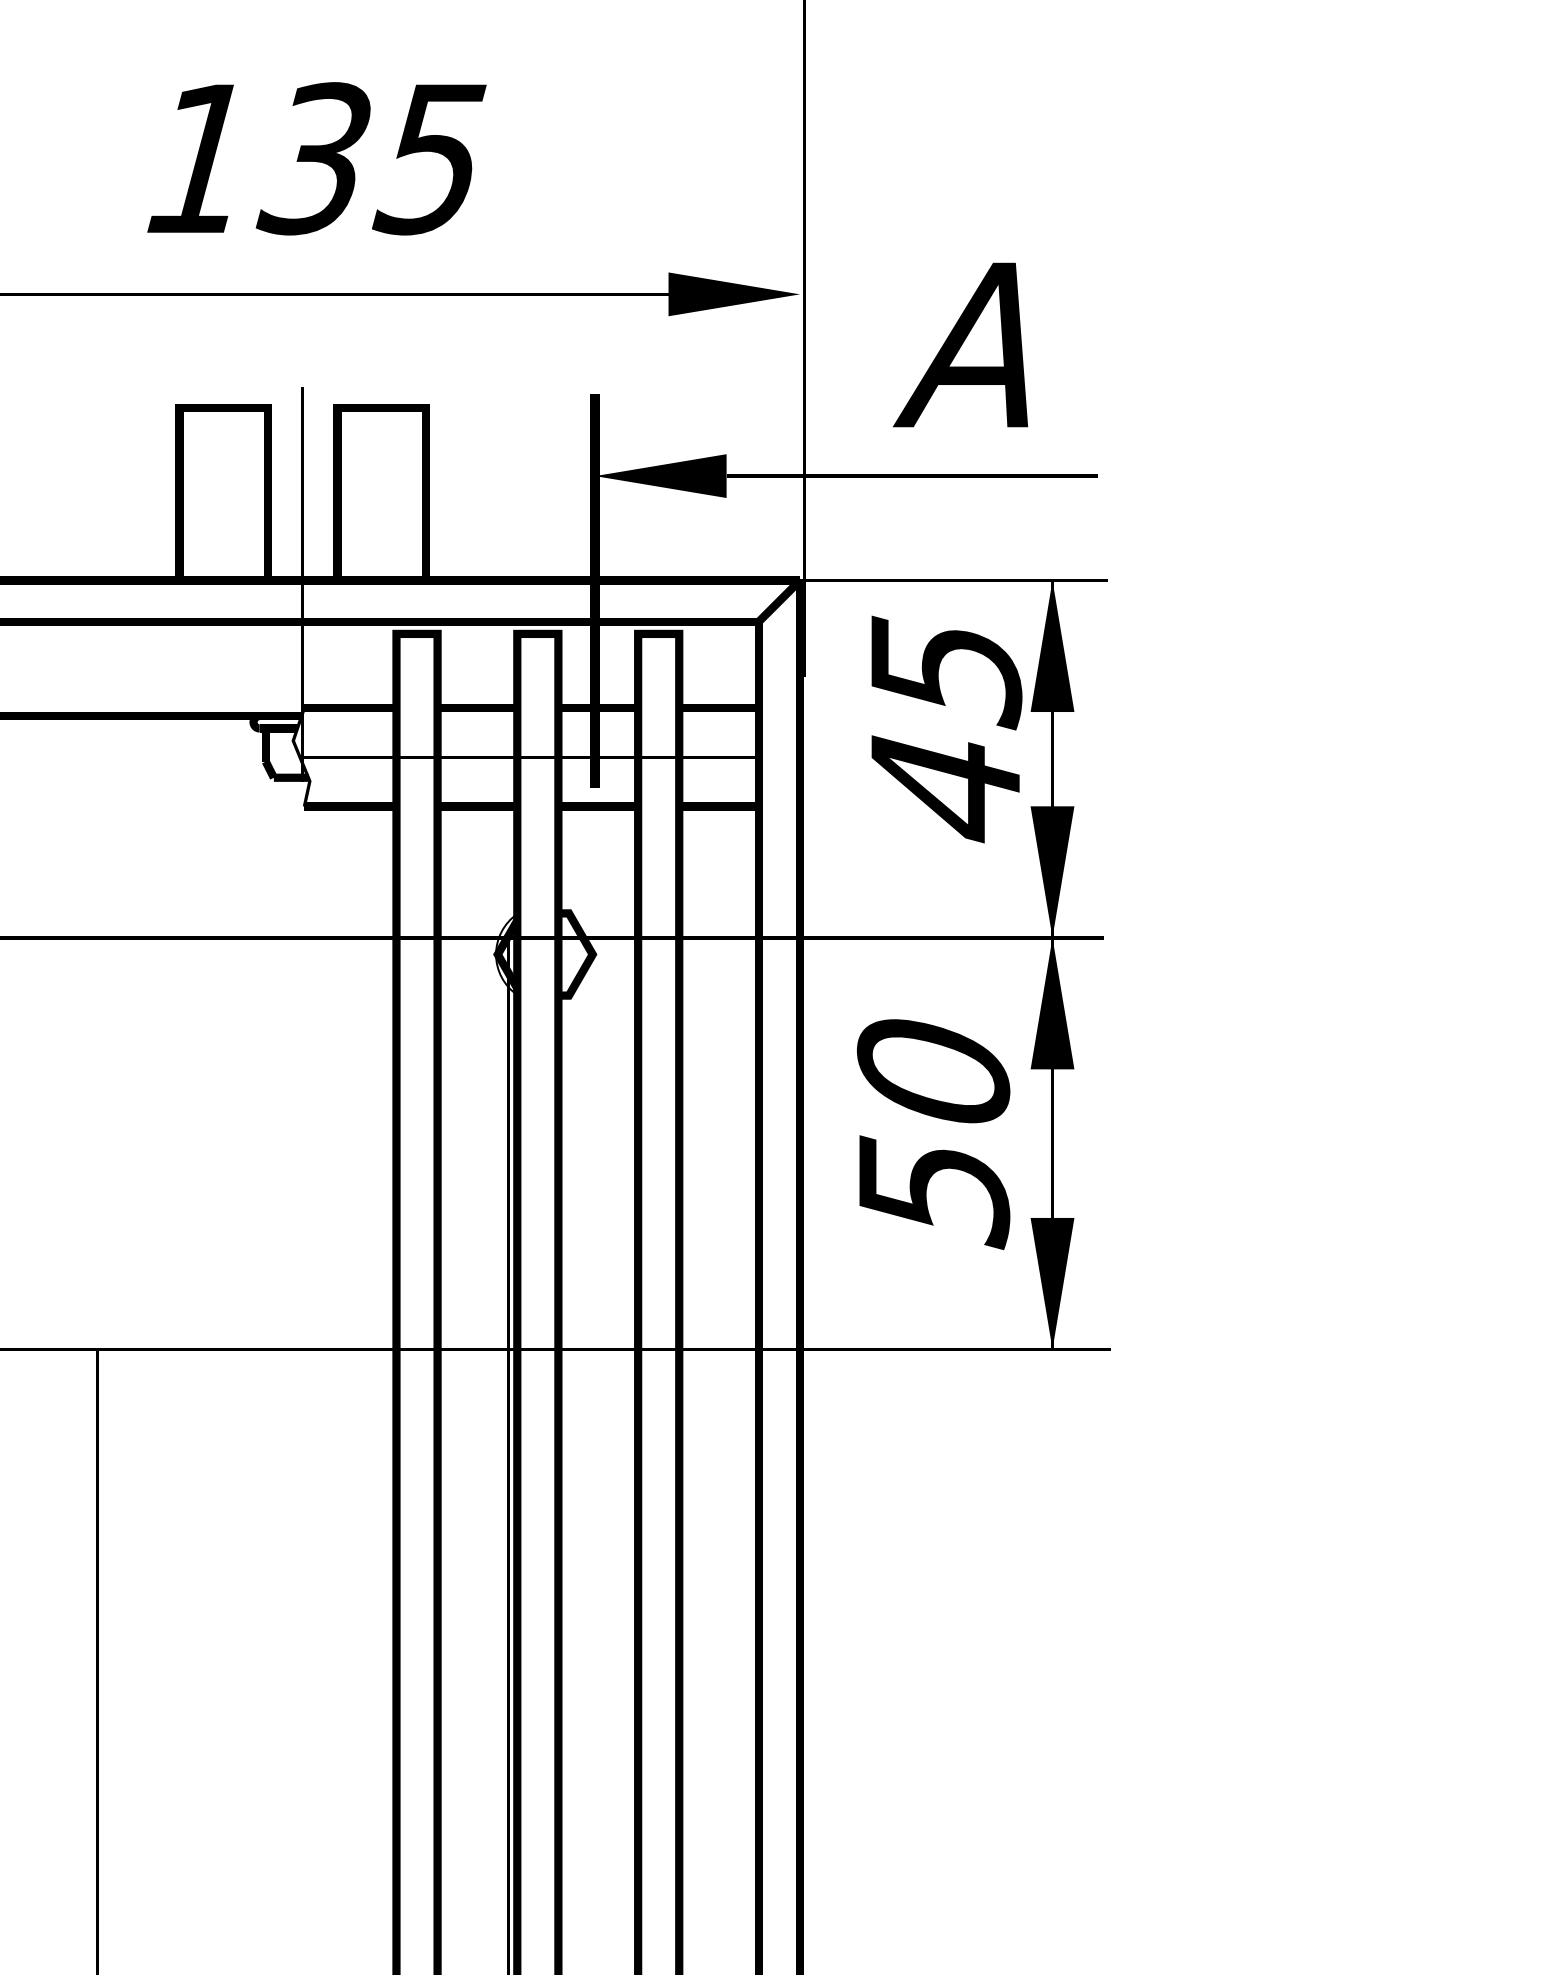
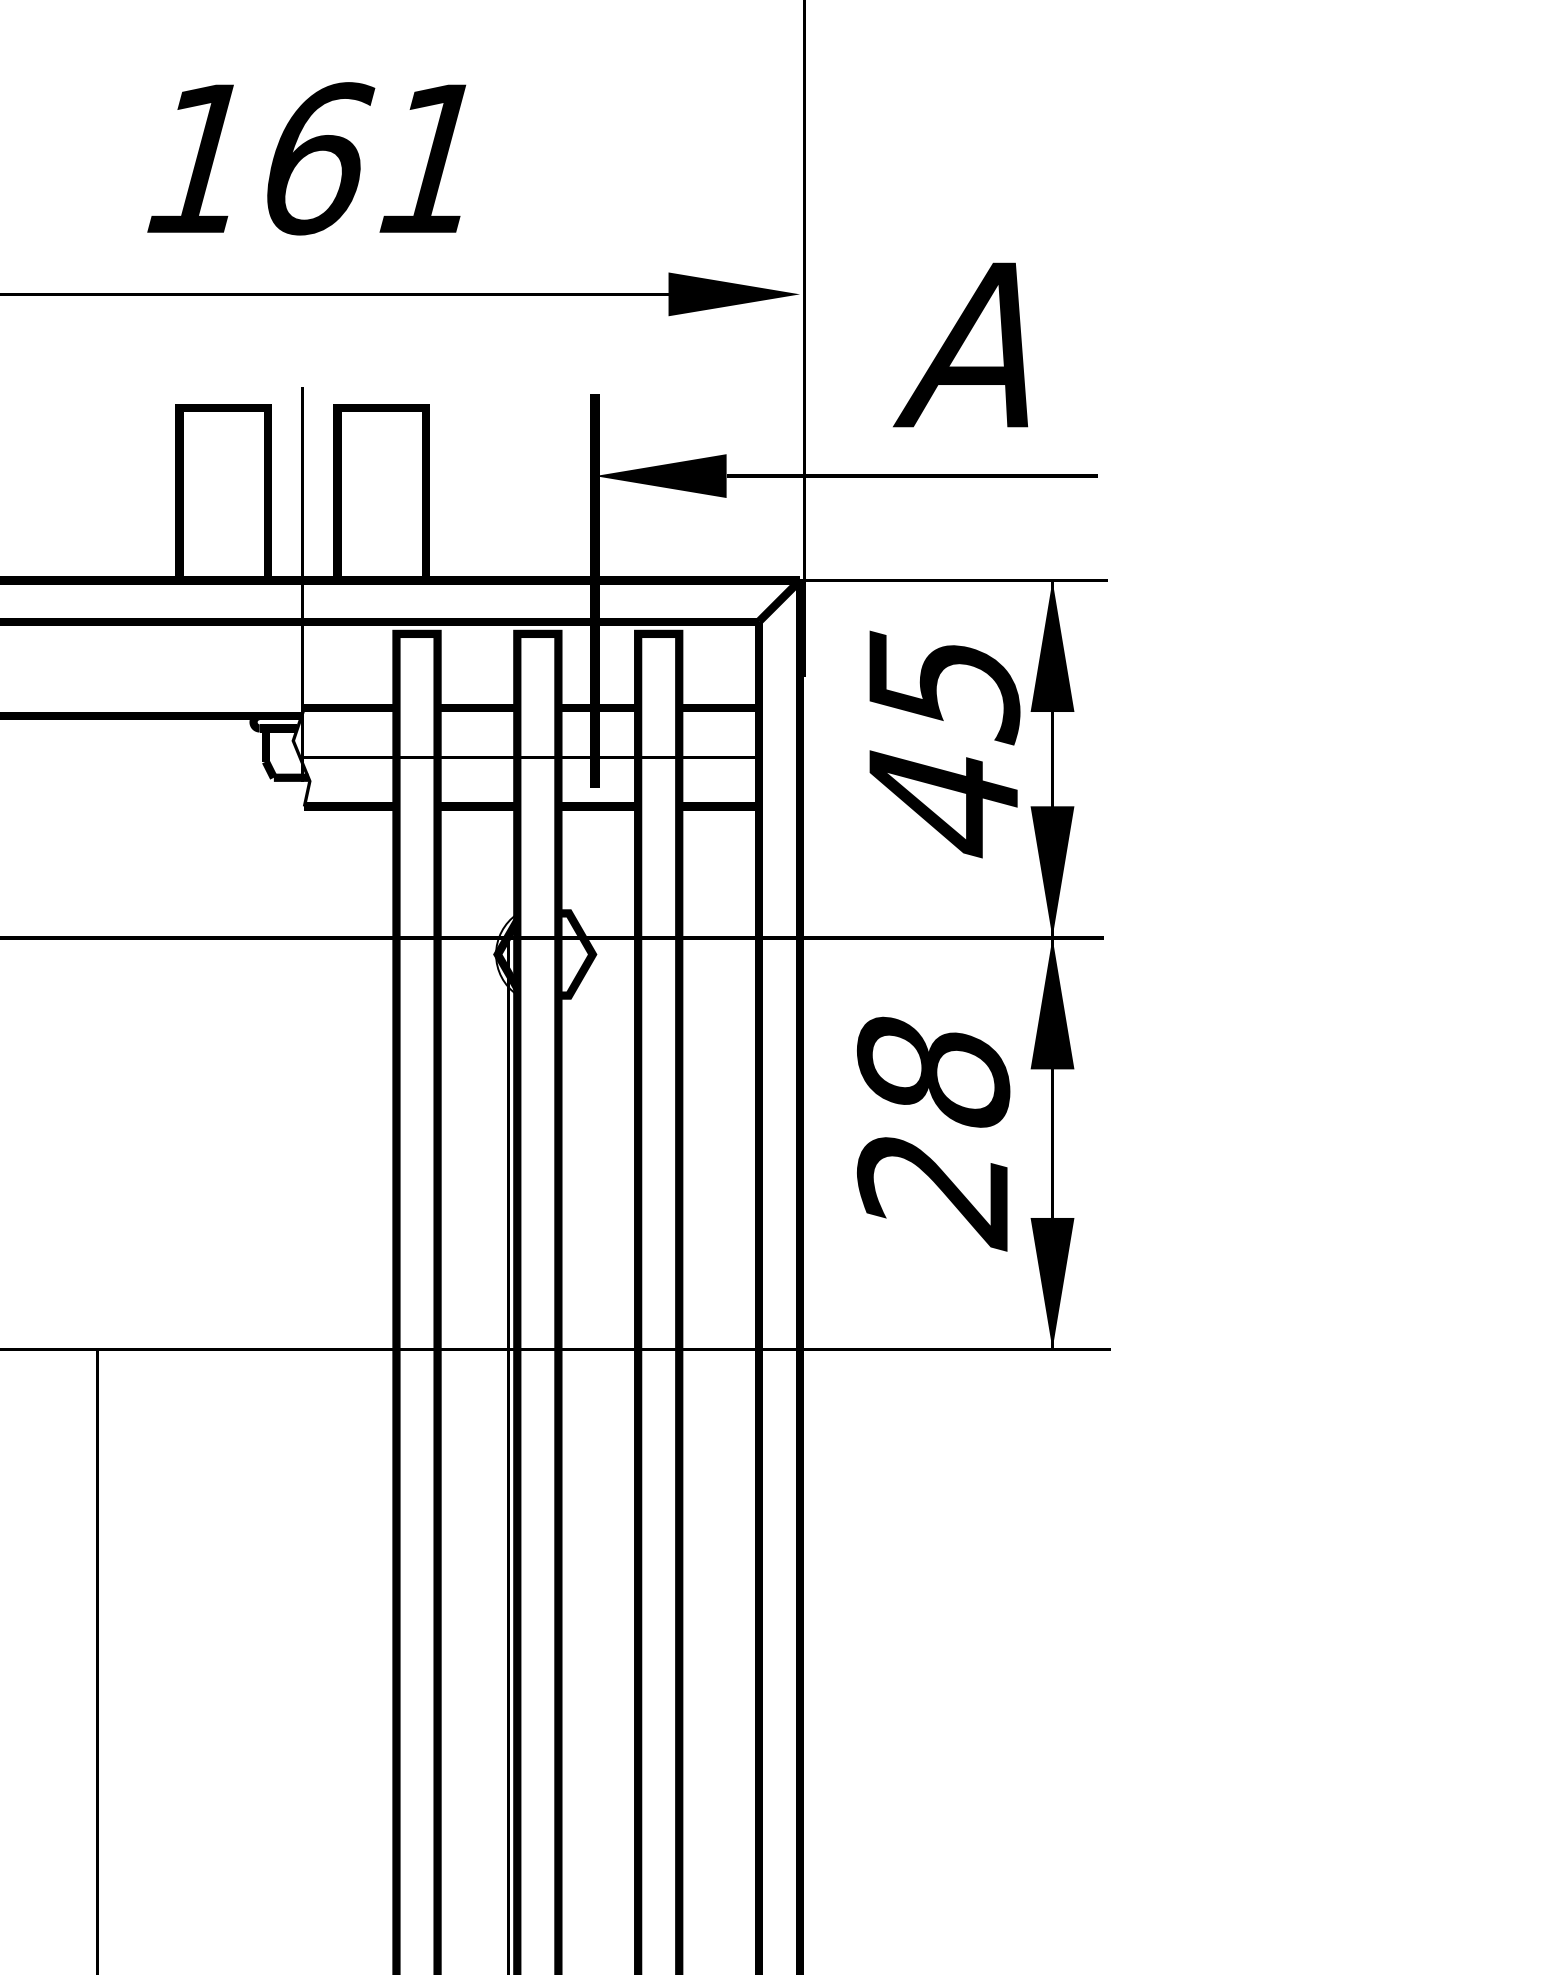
text: 135 -> 161 (370, 158)
text position: (946, 729) -> (944, 744) (944, 744)
text: 50 -> 28 (933, 1133)
